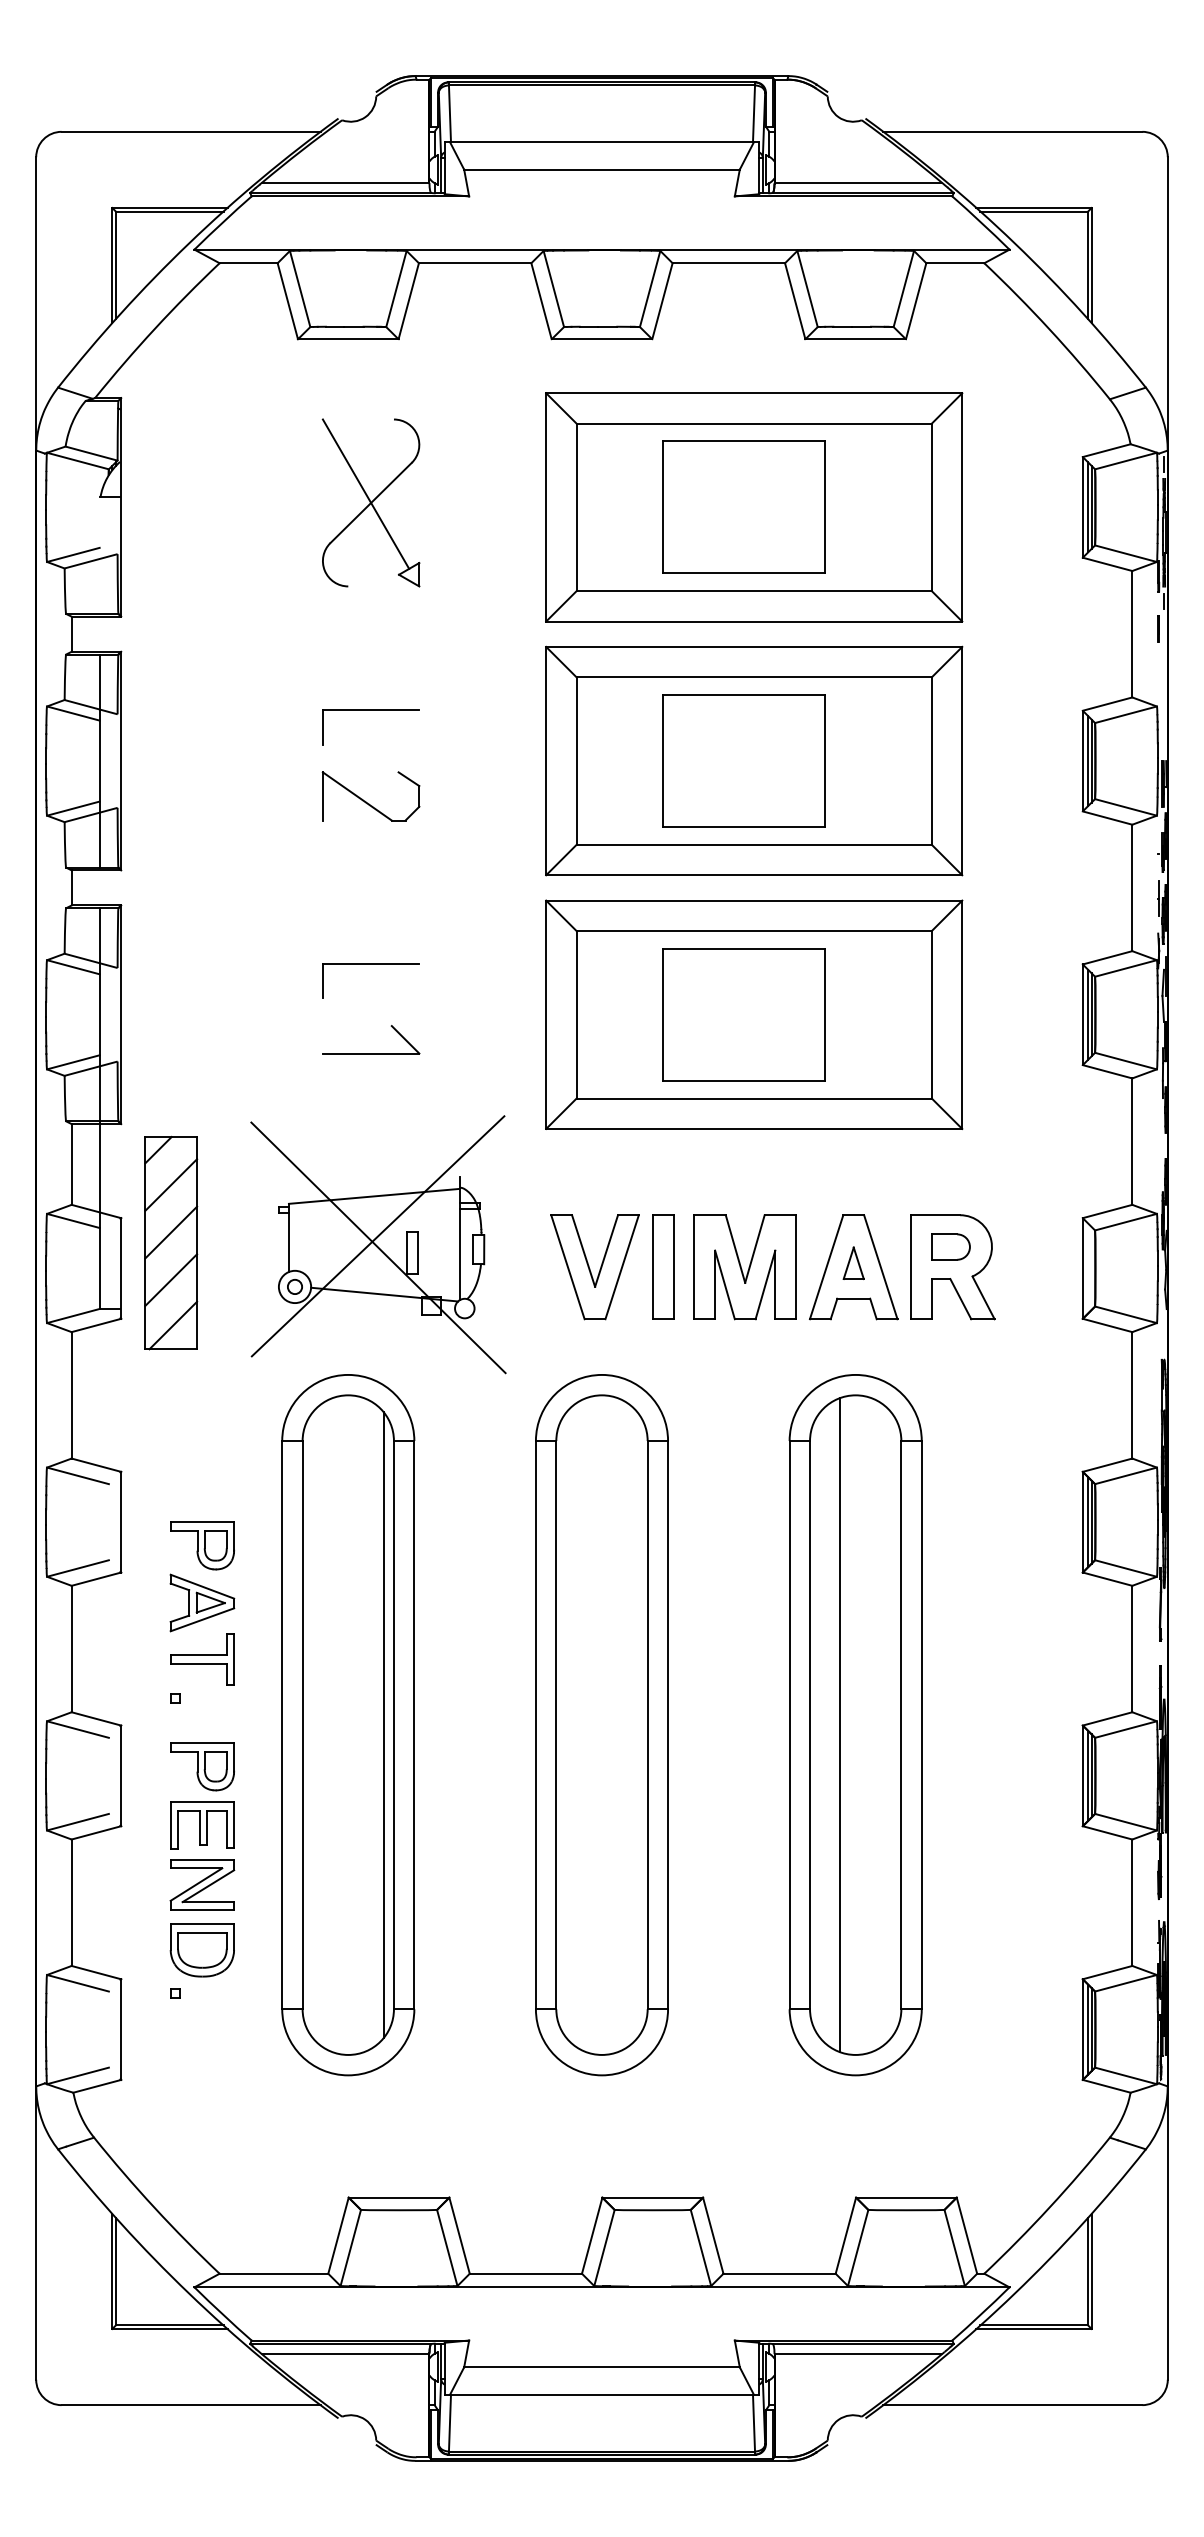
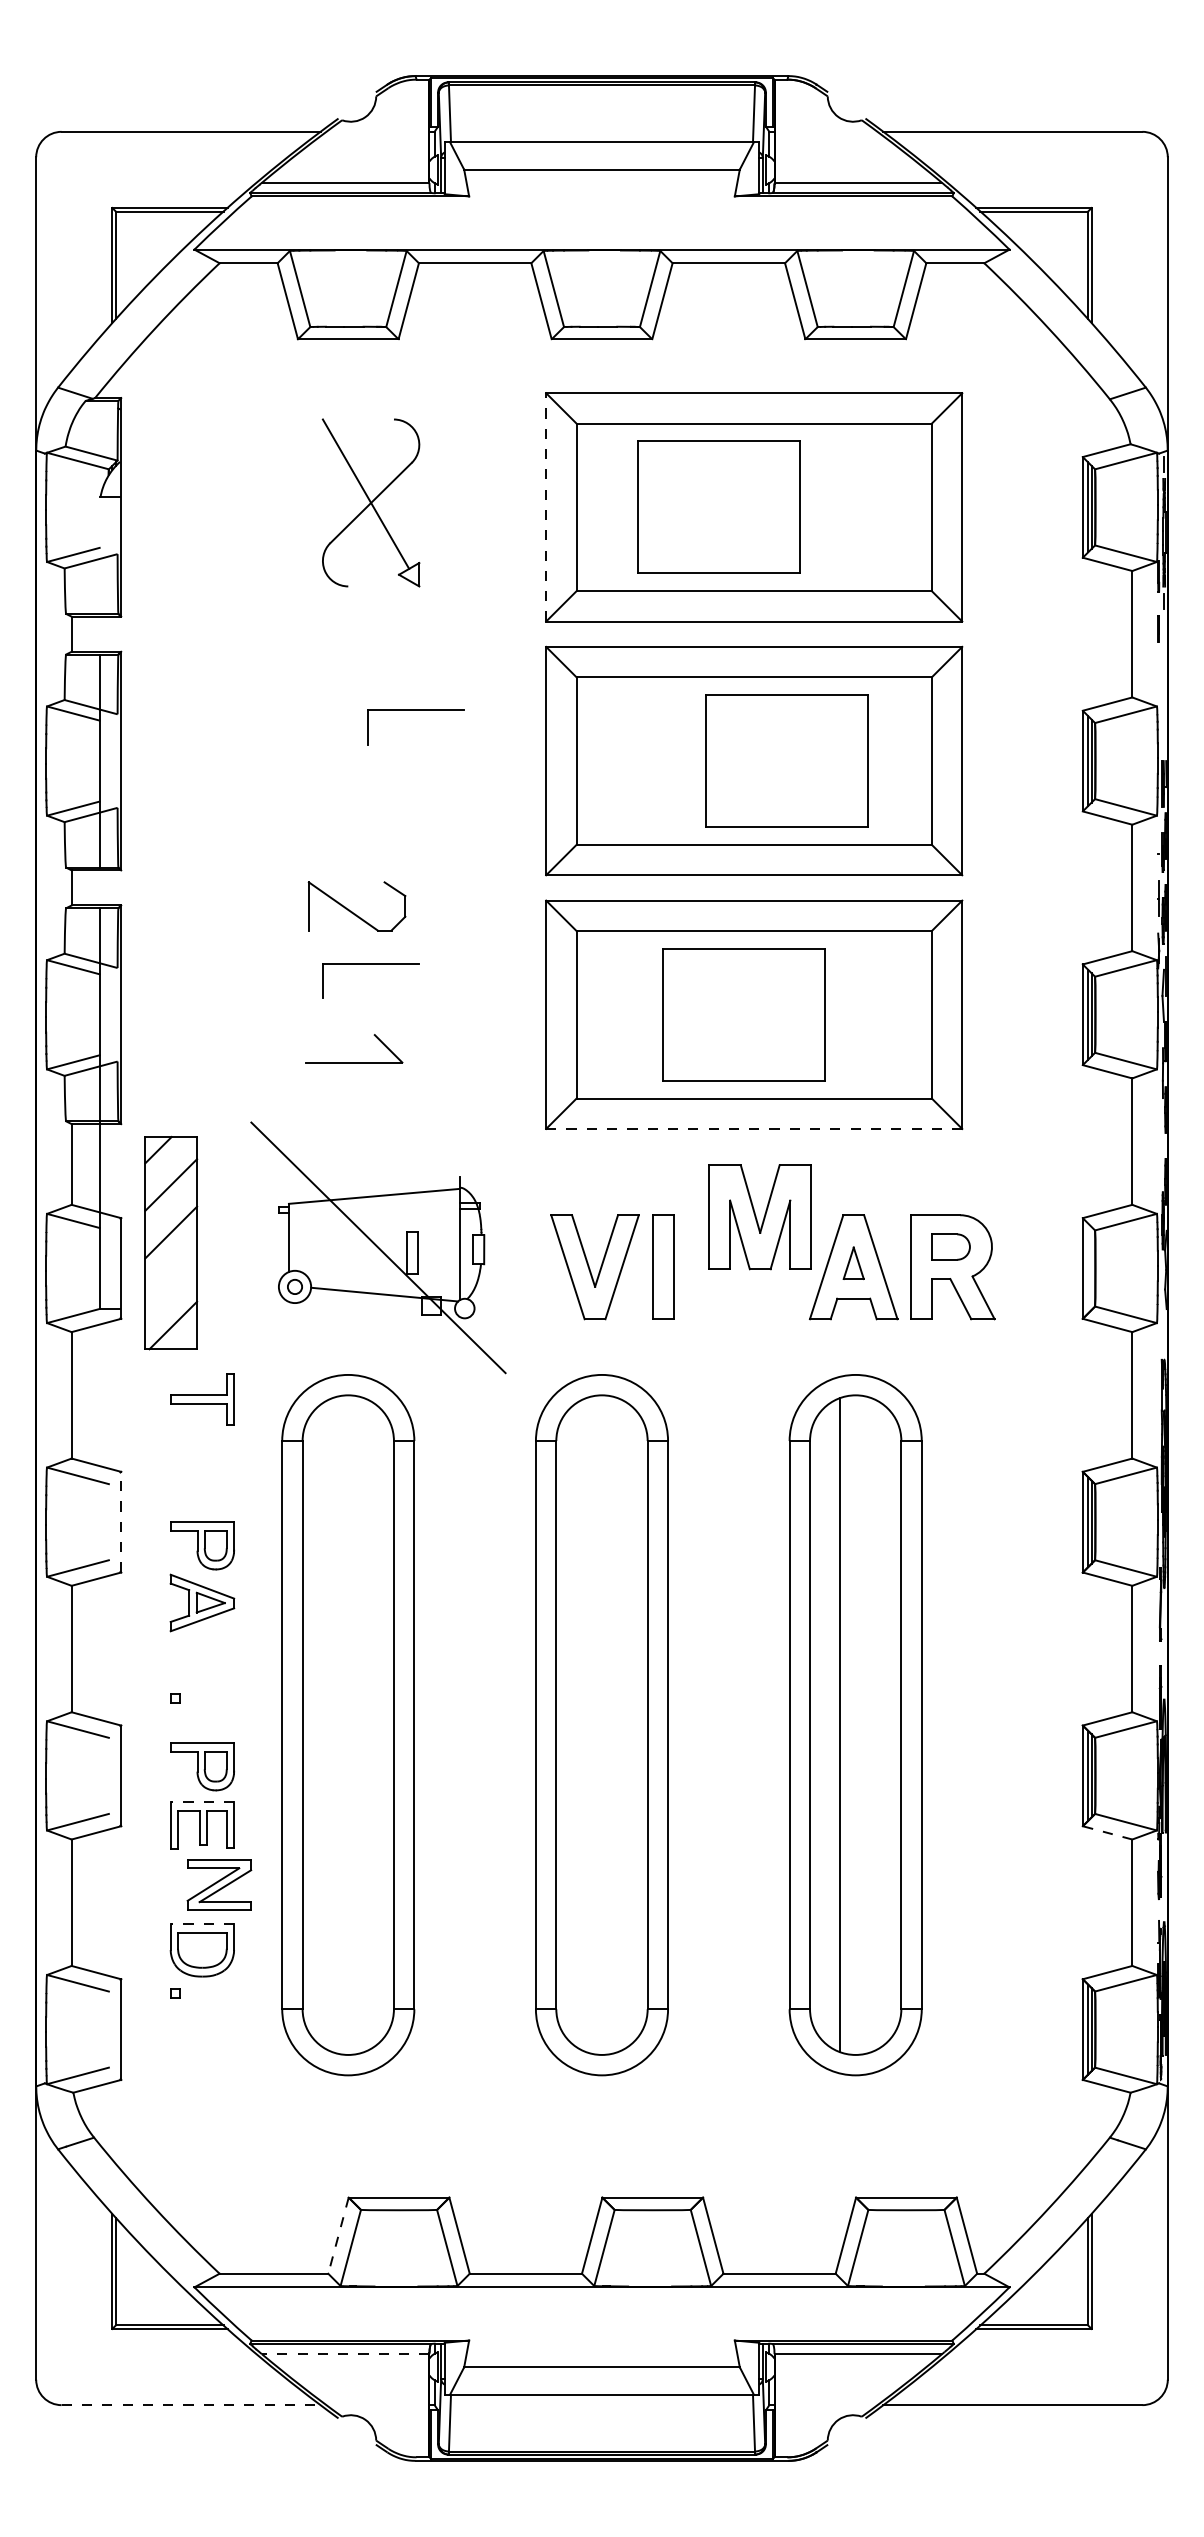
line: solid -> dashed (546, 506)
part position: (743, 506) -> (718, 506) (718, 506)
part position: (370, 710) -> (415, 710) (415, 710)
part position: (743, 760) -> (786, 760) (786, 760)
part position: (366, 801) -> (352, 911) (352, 911)
part position: (371, 1053) -> (354, 1062) (354, 1062)
line: solid -> dashed (753, 1128)
line: present -> none (377, 1236)
part position: (744, 1267) -> (759, 1217) (759, 1217)
line: present -> none (171, 1279)
line: solid -> dashed (121, 1521)
part position: (202, 1659) -> (202, 1399) (202, 1399)
line: present -> none (383, 1724)
line: solid -> dashed (202, 1802)
line: solid -> dashed (1107, 1832)
part position: (202, 1884) -> (219, 1884) (219, 1884)
line: solid -> dashed (202, 1924)
line: solid -> dashed (338, 2236)
line: solid -> dashed (345, 2354)
line: solid -> dashed (191, 2405)
